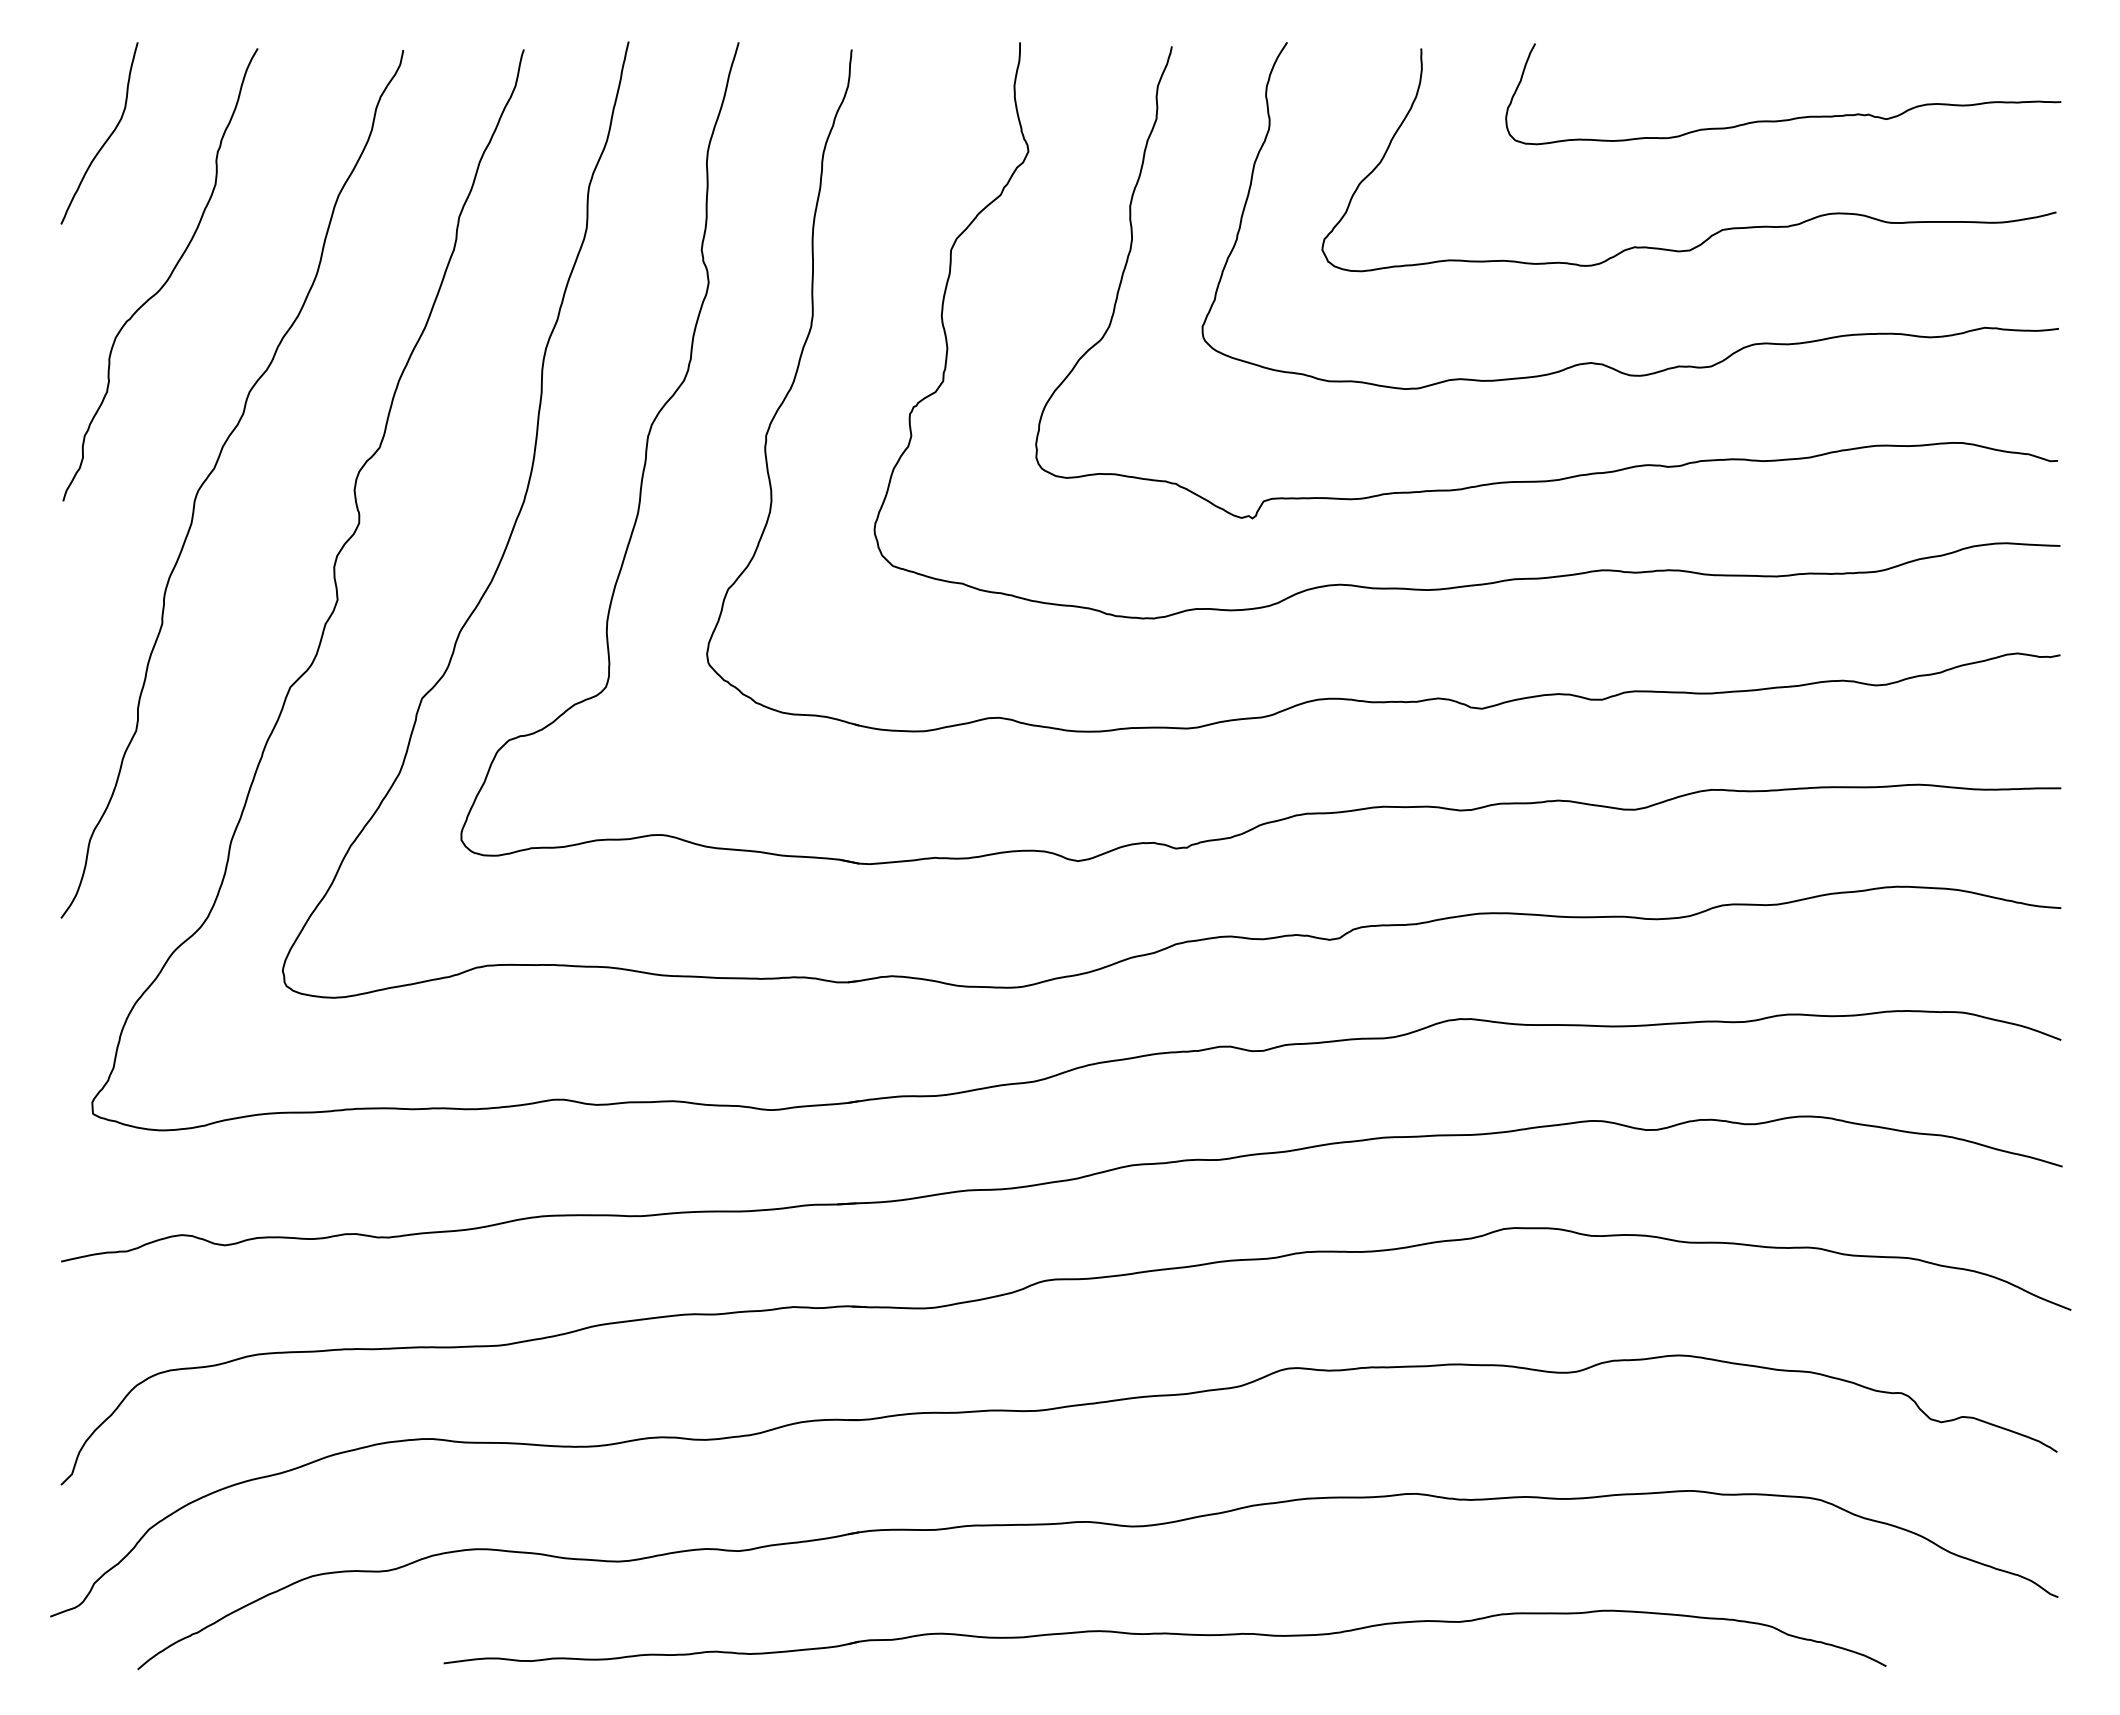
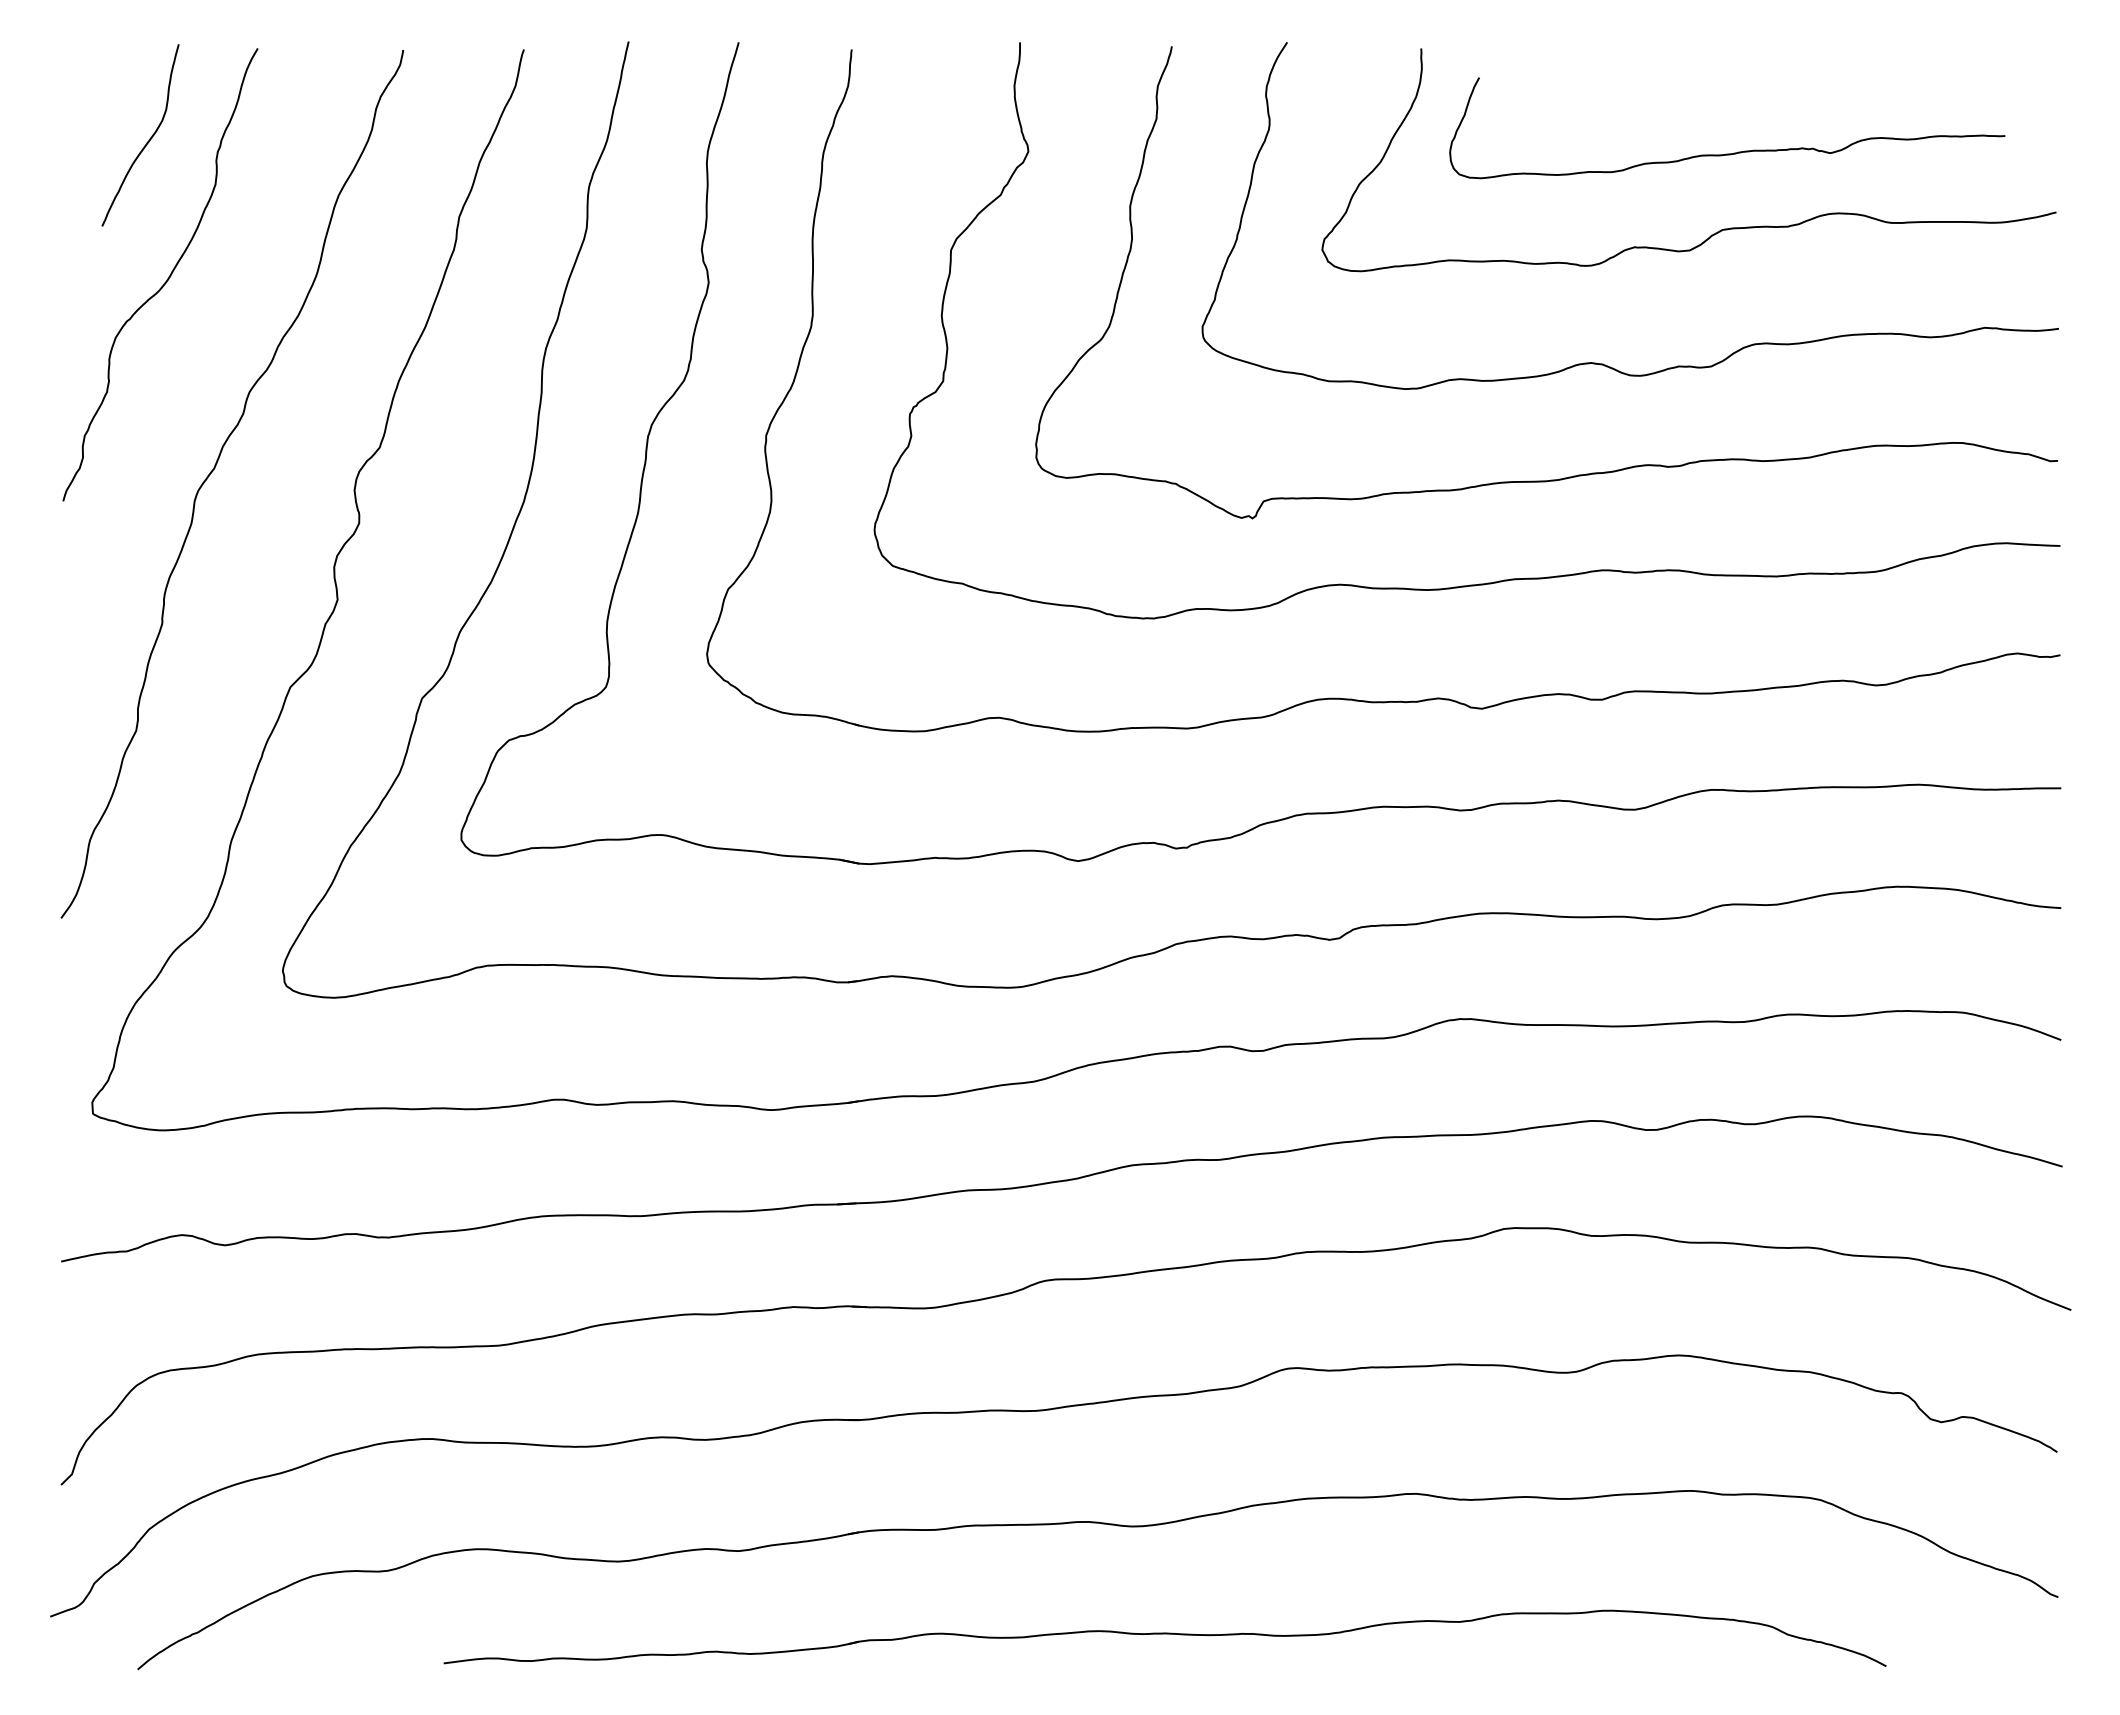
curve position: (1790, 118) -> (1734, 152) (1734, 152)
curve position: (106, 139) -> (147, 141) (147, 141)
